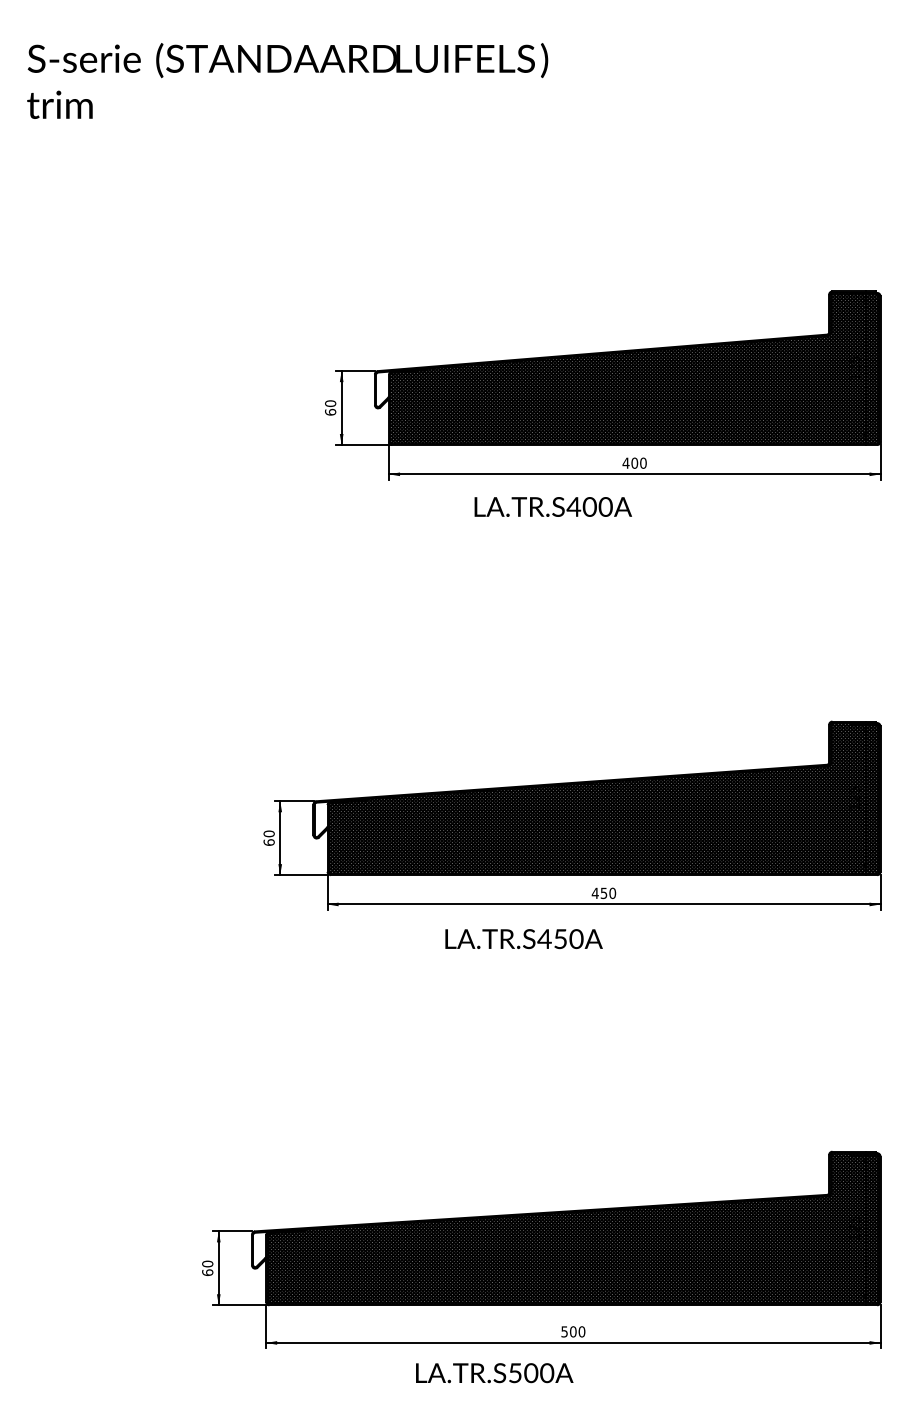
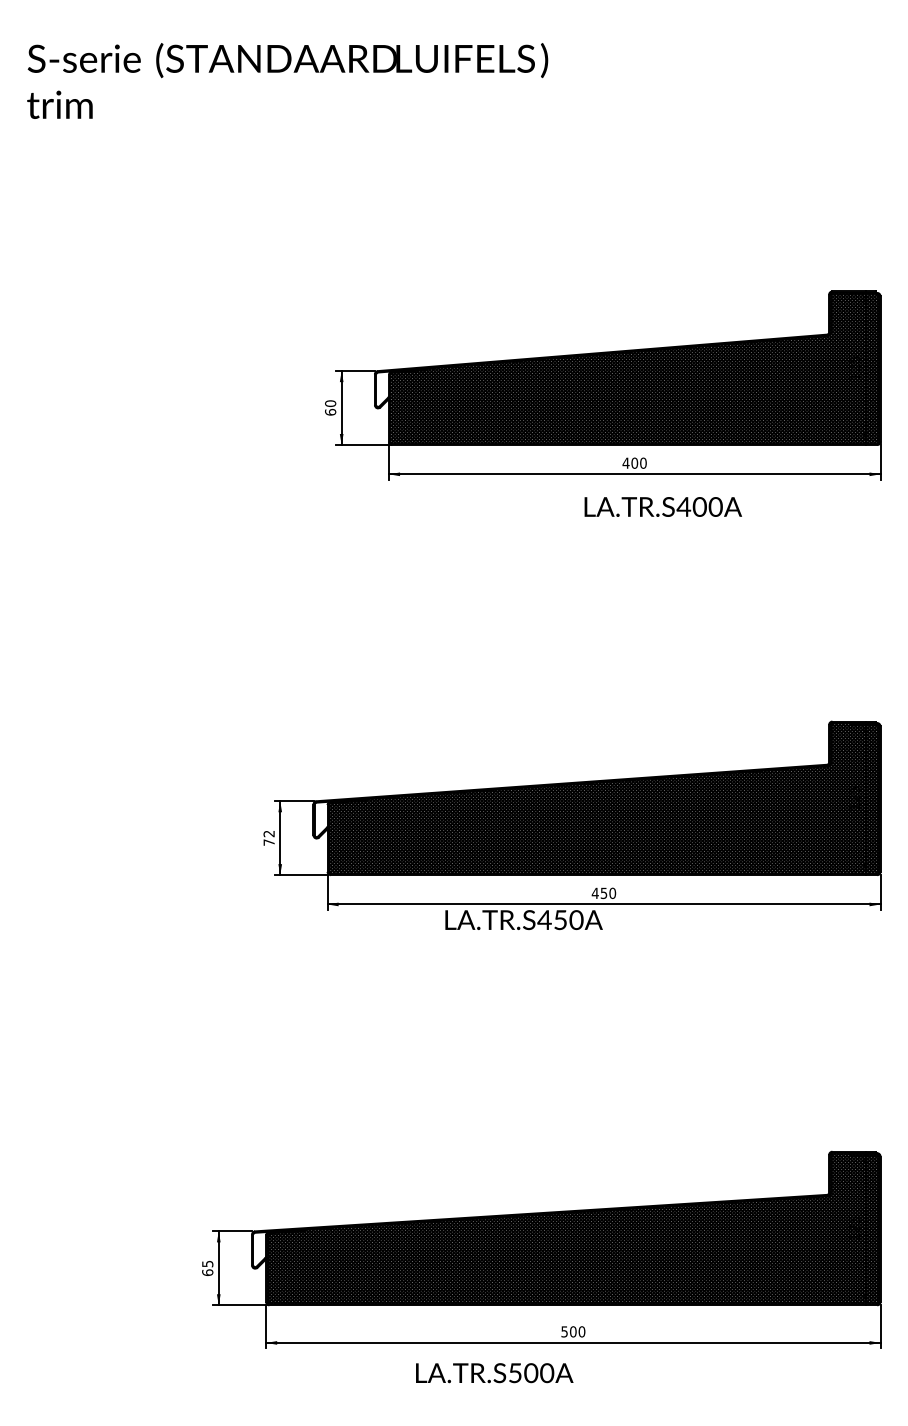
text position: (552, 506) -> (662, 506) (662, 506)
text: 60 -> 72 (268, 837)
text position: (523, 939) -> (523, 920) (523, 920)
text: 60 -> 65 (207, 1263)
